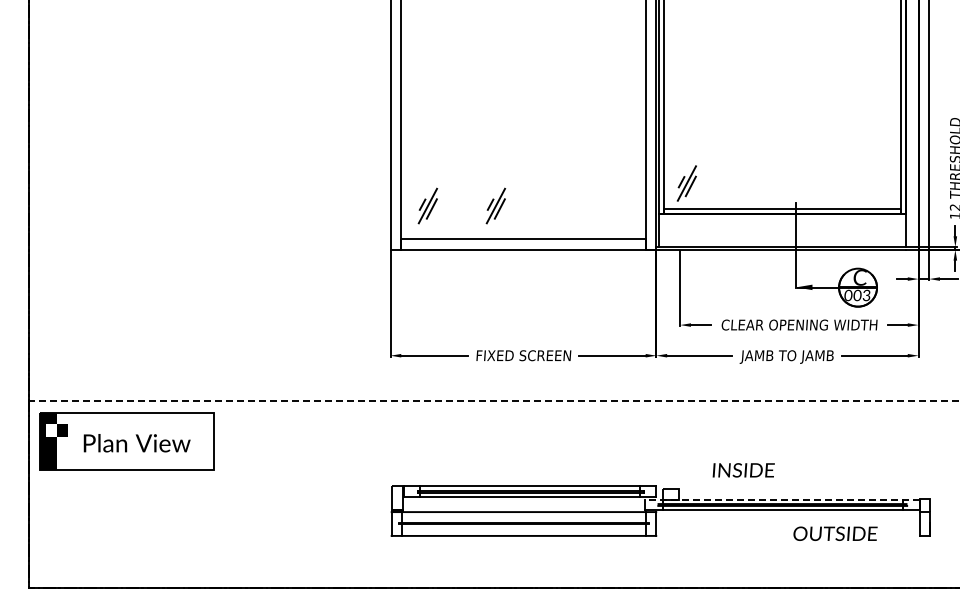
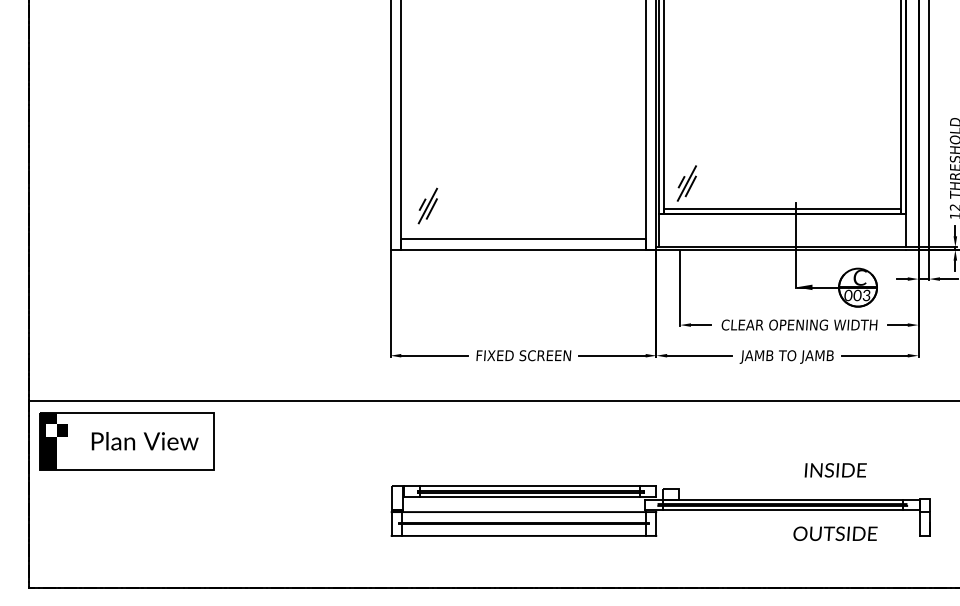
part: present -> none (495, 205)
line: dashed -> solid (493, 400)
text position: (136, 443) -> (144, 441) (144, 441)
text position: (743, 470) -> (835, 470) (835, 470)
line: dashed -> solid (781, 499)
